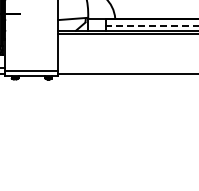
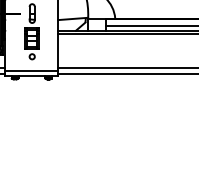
line: dashed -> solid (151, 26)
part: none -> present (31, 31)
line: none -> present (126, 68)
